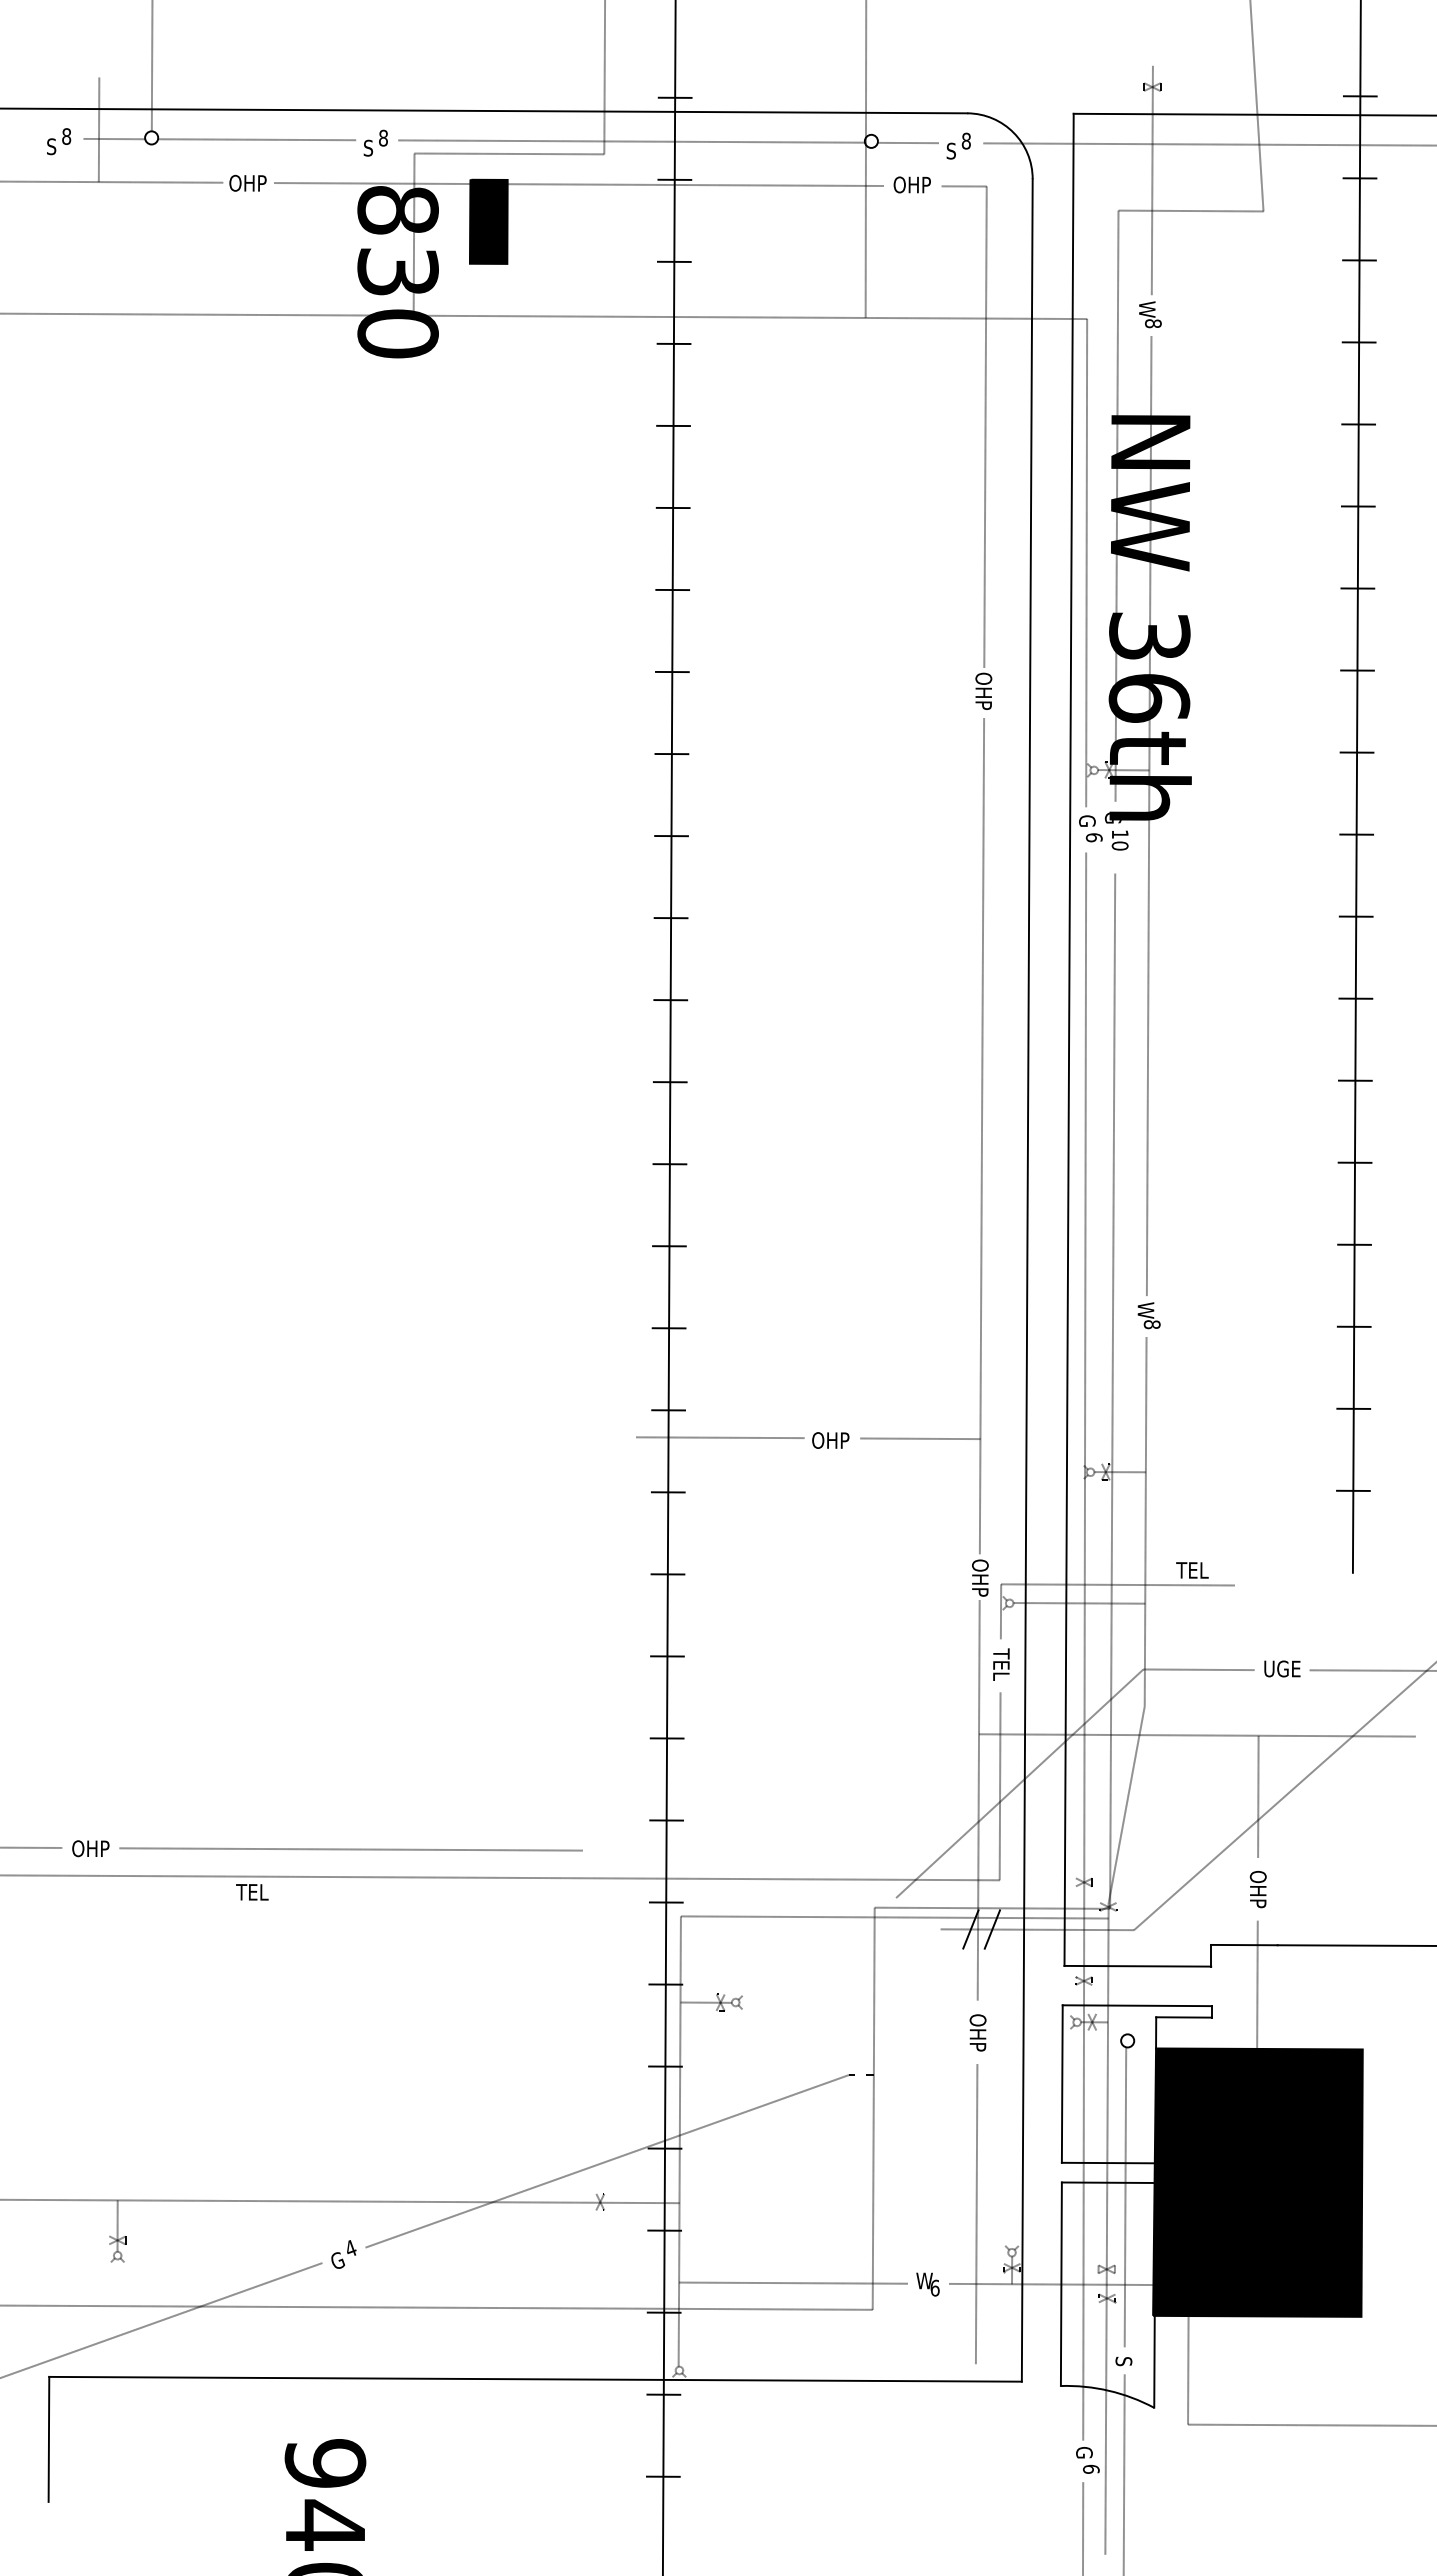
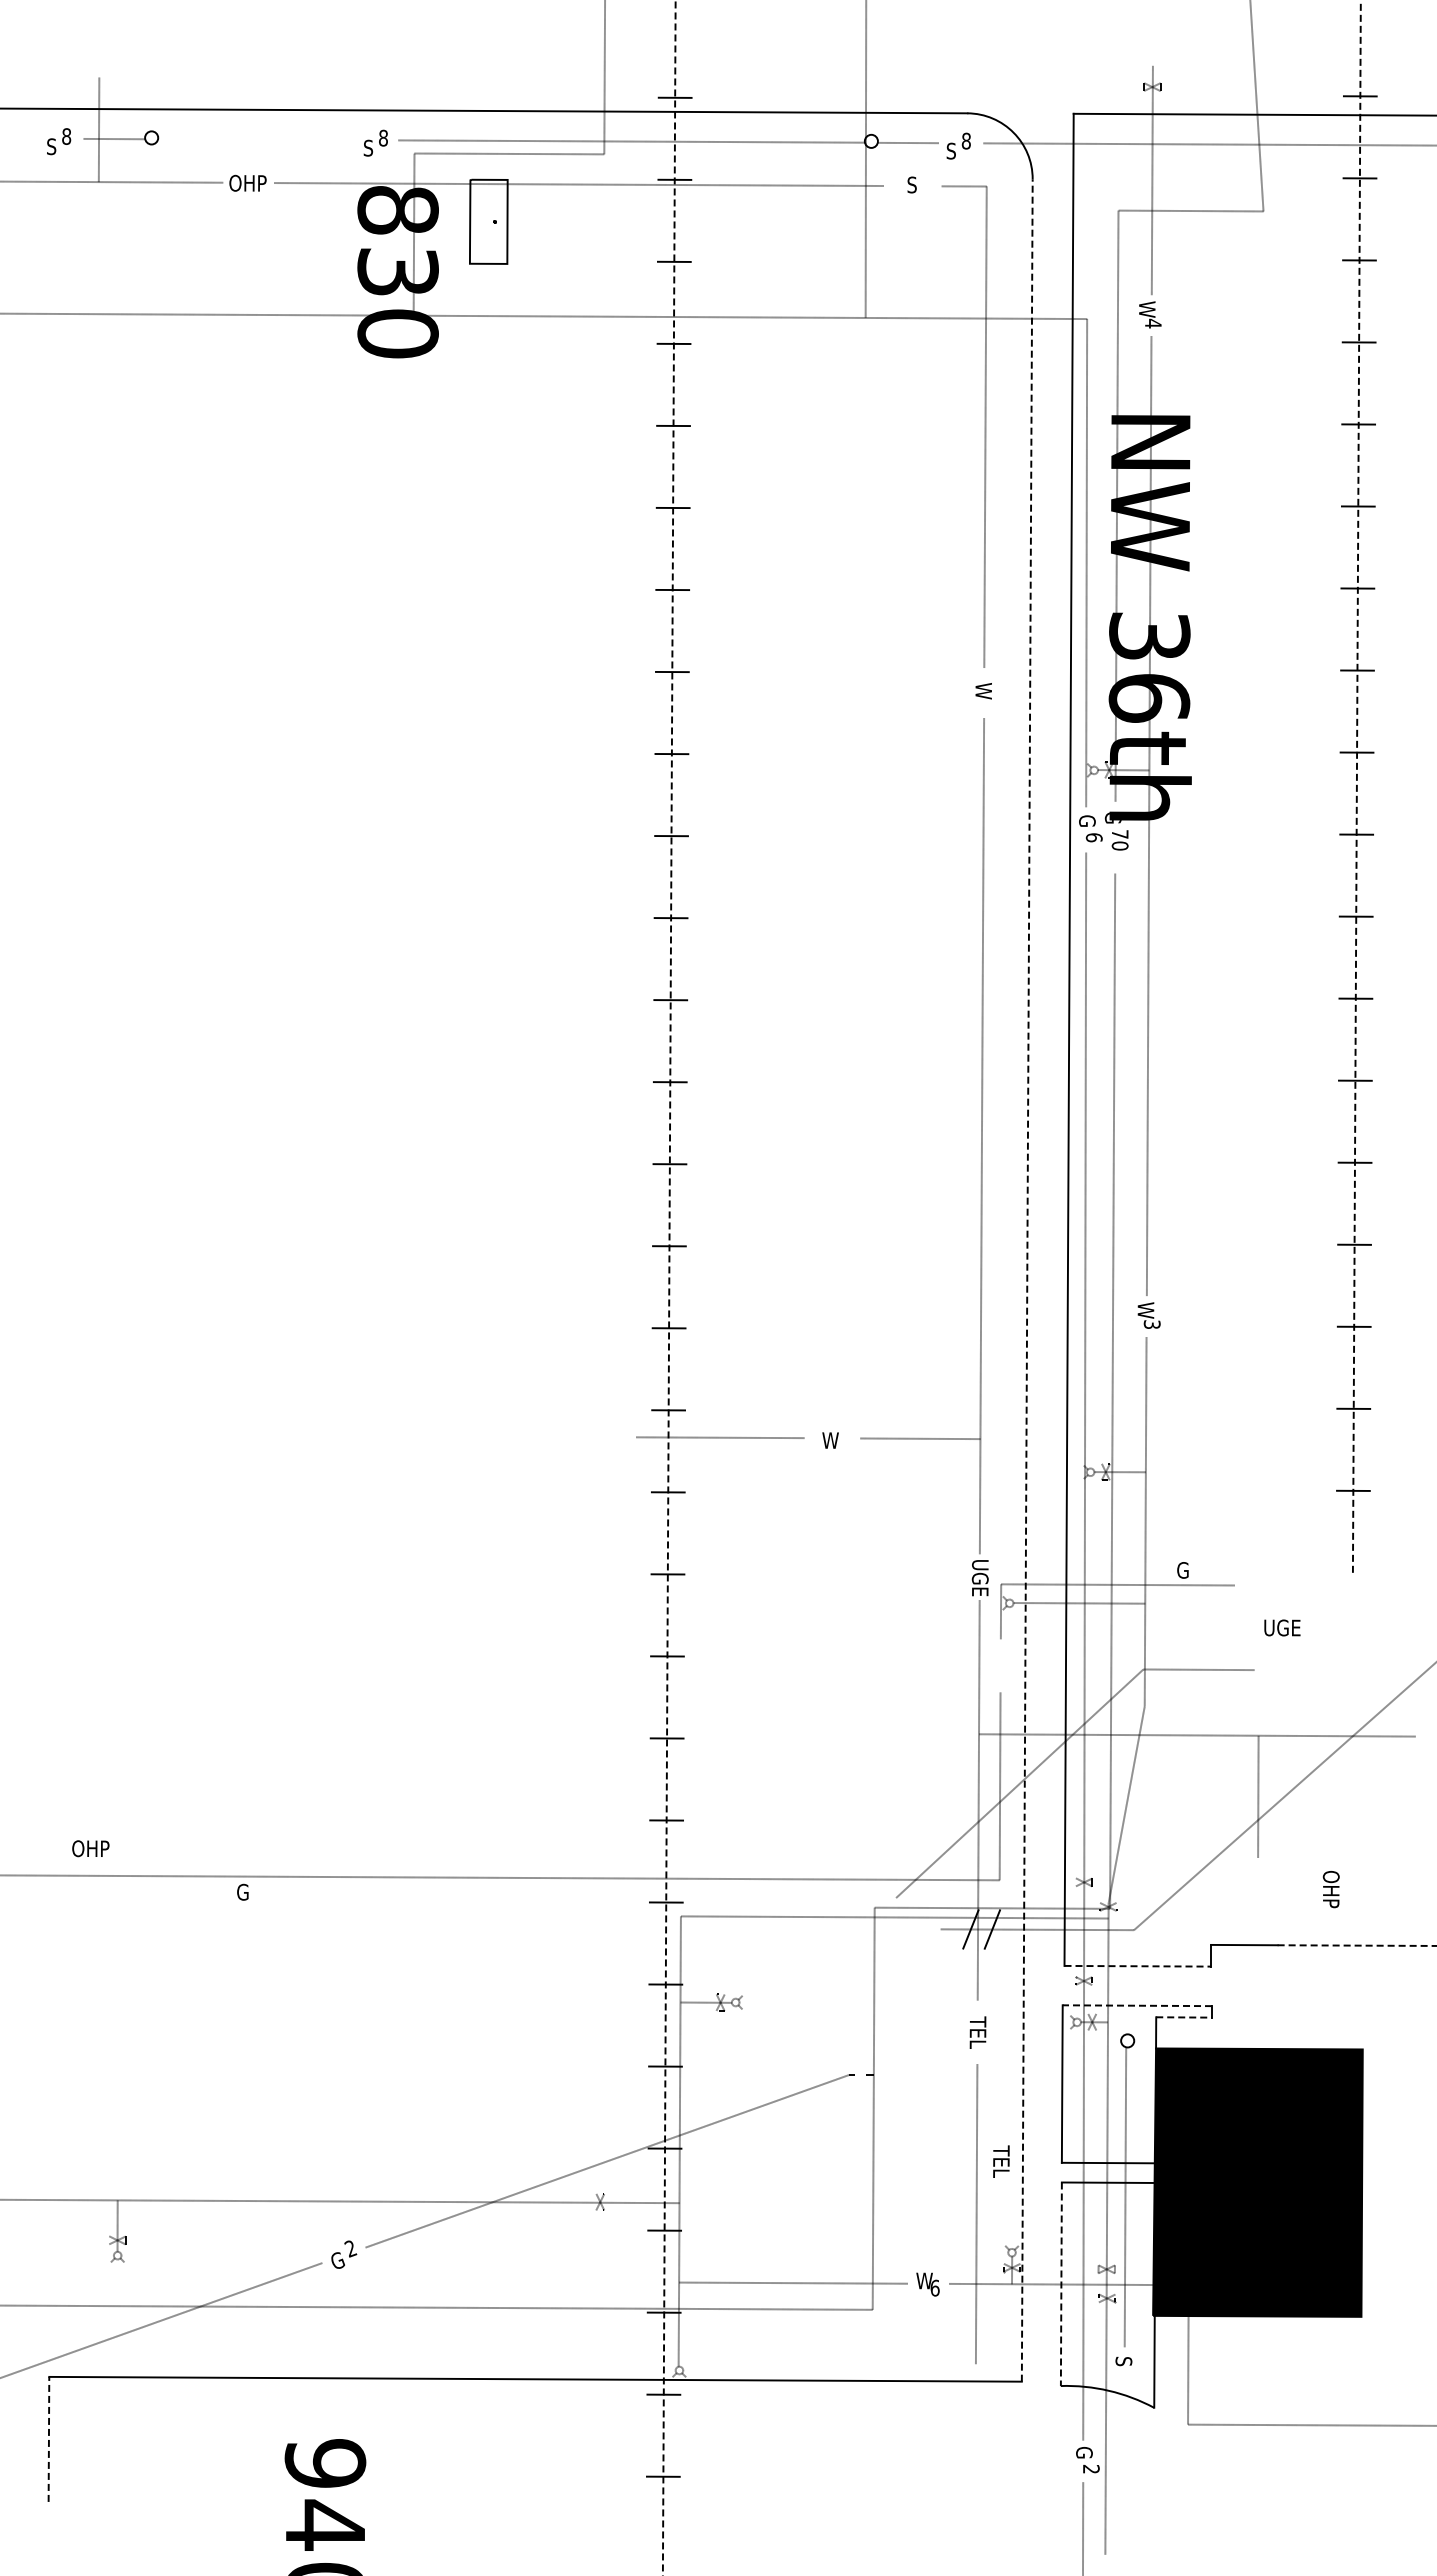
line: present -> none (151, 66)
line: present -> none (257, 139)
text: OHP -> S (911, 184)
fill: present -> none (488, 221)
text: 8 -> 4 (1153, 323)
text: OHP -> W (983, 690)
line: solid -> dashed (1356, 786)
text: 10 -> 70 (1120, 834)
line: solid -> dashed (1027, 1279)
line: solid -> dashed (669, 1287)
text: 8 -> 3 (1151, 1324)
text: OHP -> W (830, 1440)
text: TEL -> G (1192, 1570)
text: OHP -> UGE (979, 1577)
text position: (1001, 1664) -> (1001, 2161) (1001, 2161)
text position: (1282, 1668) -> (1282, 1627) (1282, 1627)
line: present -> none (1371, 1670)
line: present -> none (32, 1847)
line: present -> none (350, 1849)
text position: (1257, 1889) -> (1330, 1889) (1330, 1889)
text: TEL -> G (252, 1891)
line: solid -> dashed (1357, 1945)
line: solid -> dashed (1138, 1966)
line: present -> none (1257, 1986)
line: solid -> dashed (1137, 2005)
line: solid -> dashed (1184, 2017)
text: OHP -> TEL (977, 2032)
text: 4 -> 2 (350, 2248)
line: solid -> dashed (1061, 2284)
line: solid -> dashed (48, 2439)
text: 6 -> 2 (1090, 2468)
line: present -> none (1123, 2473)
